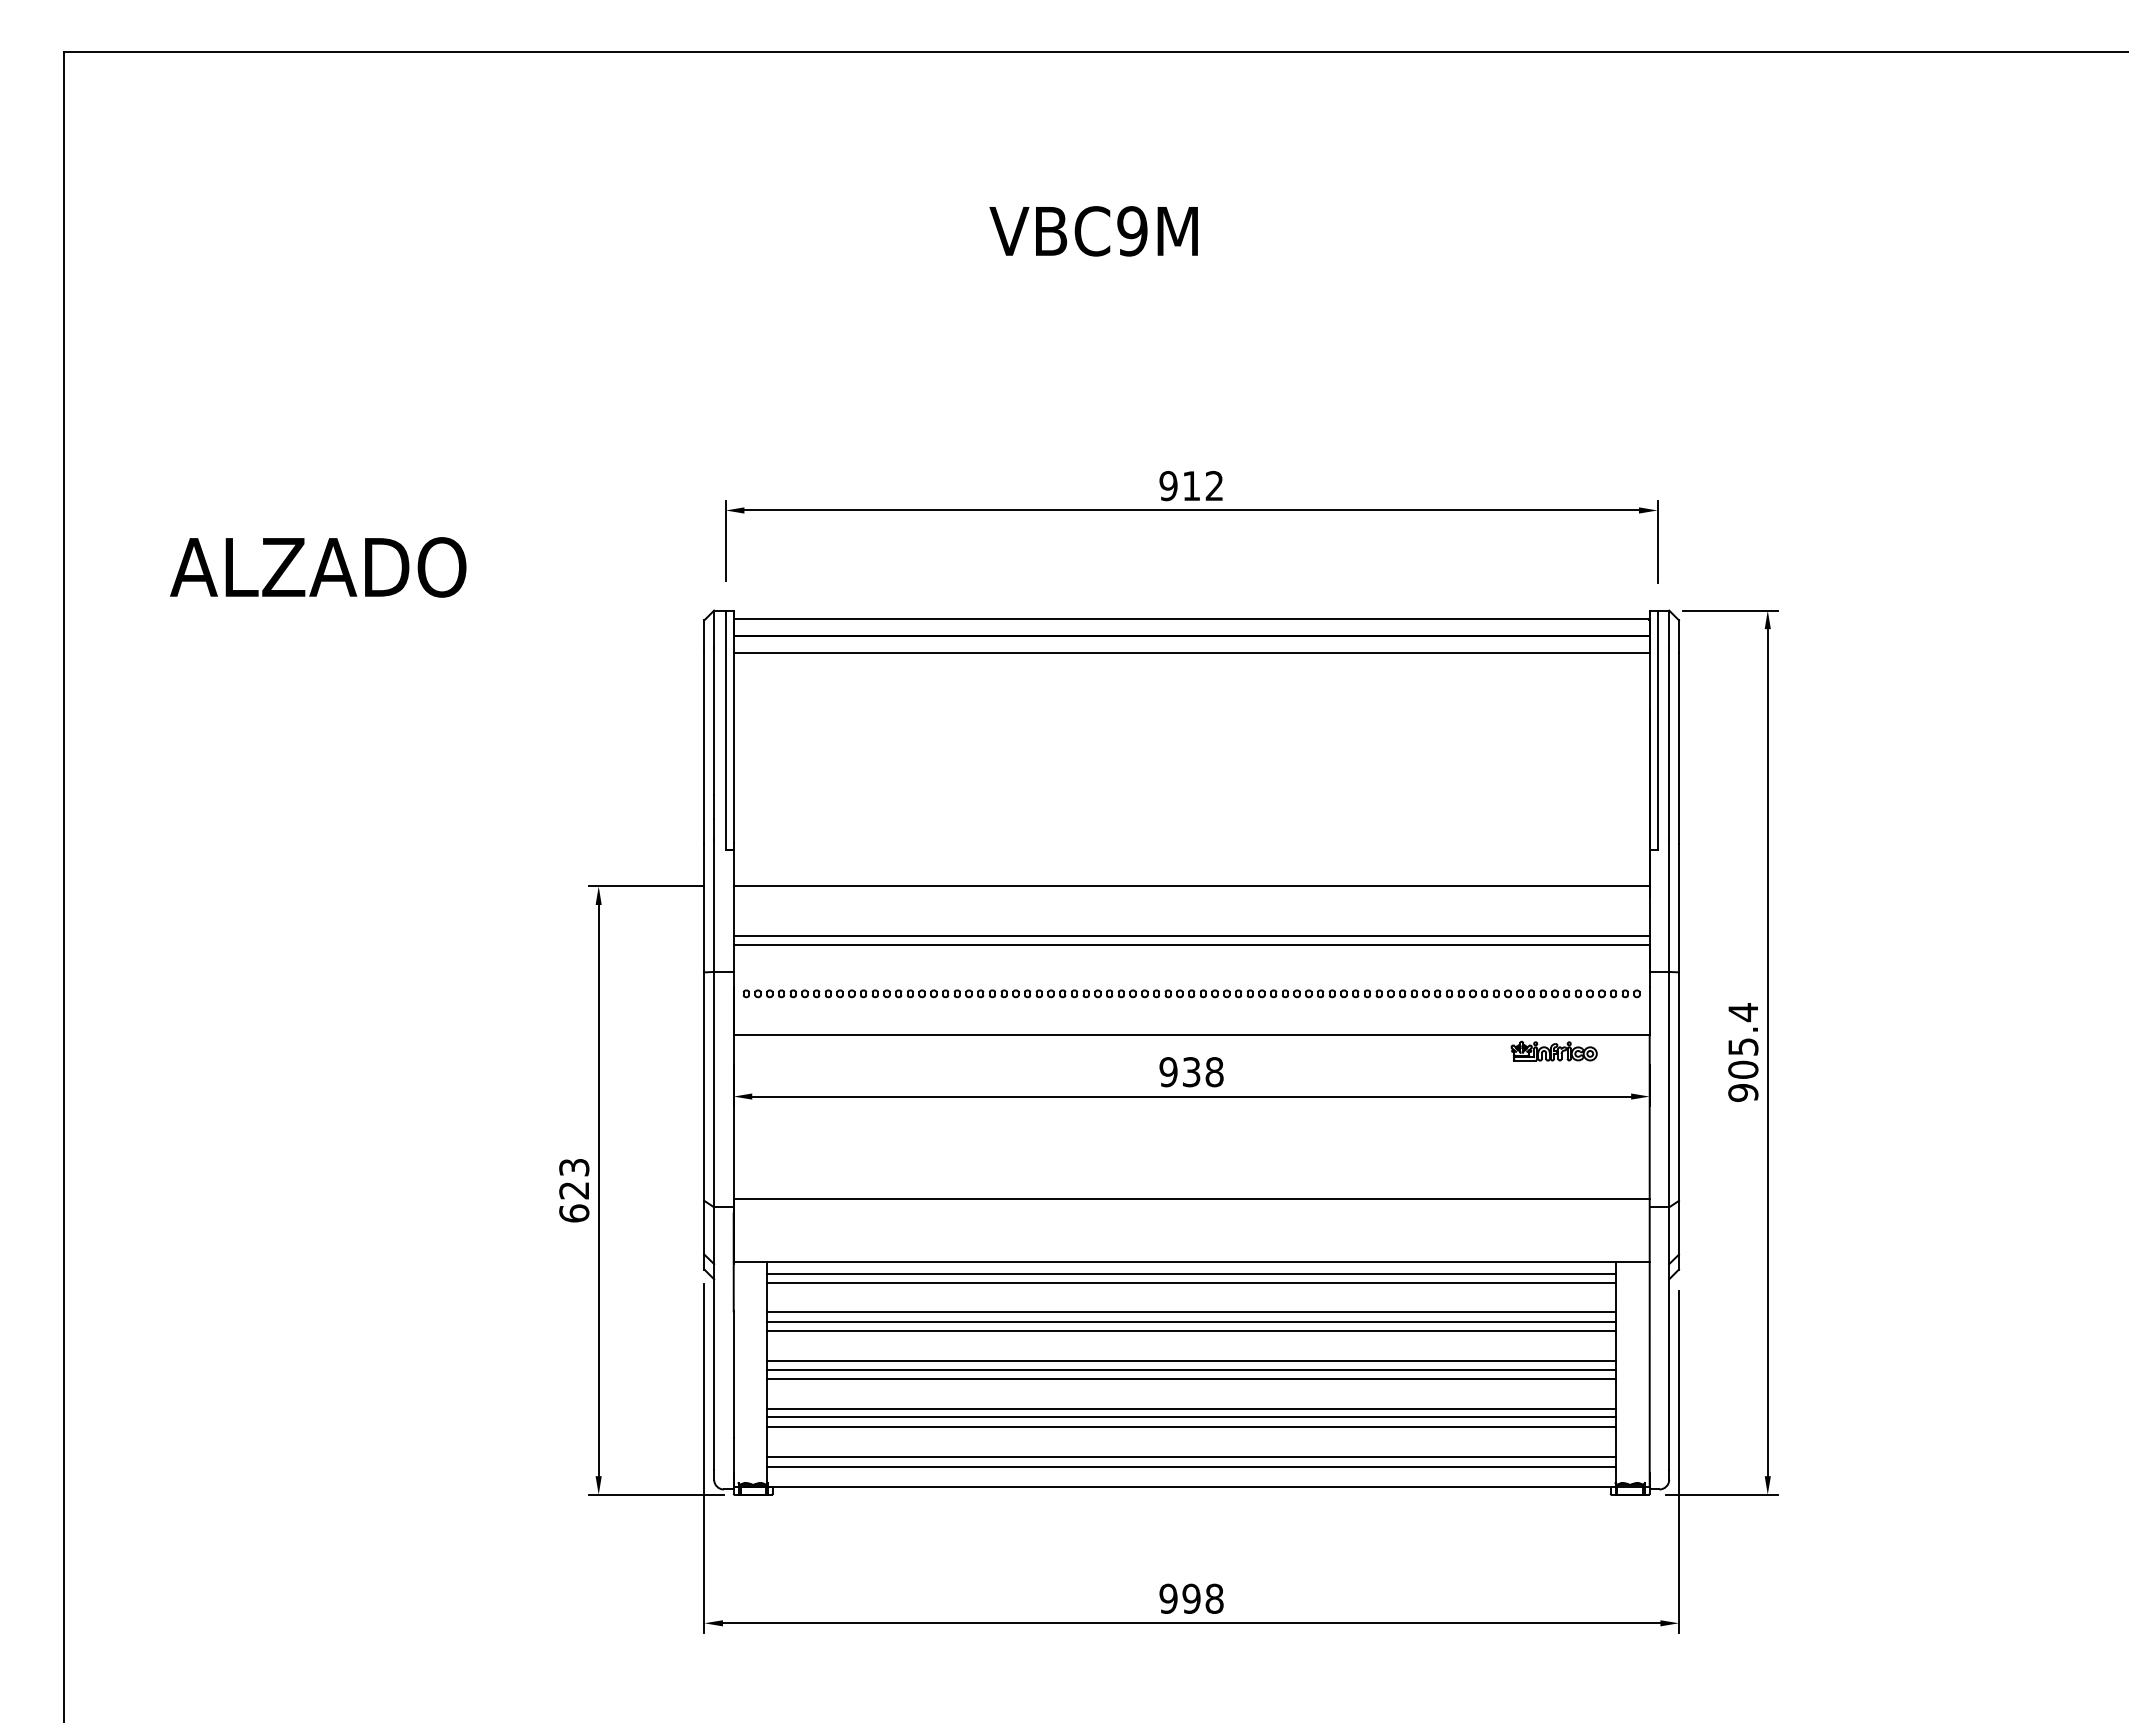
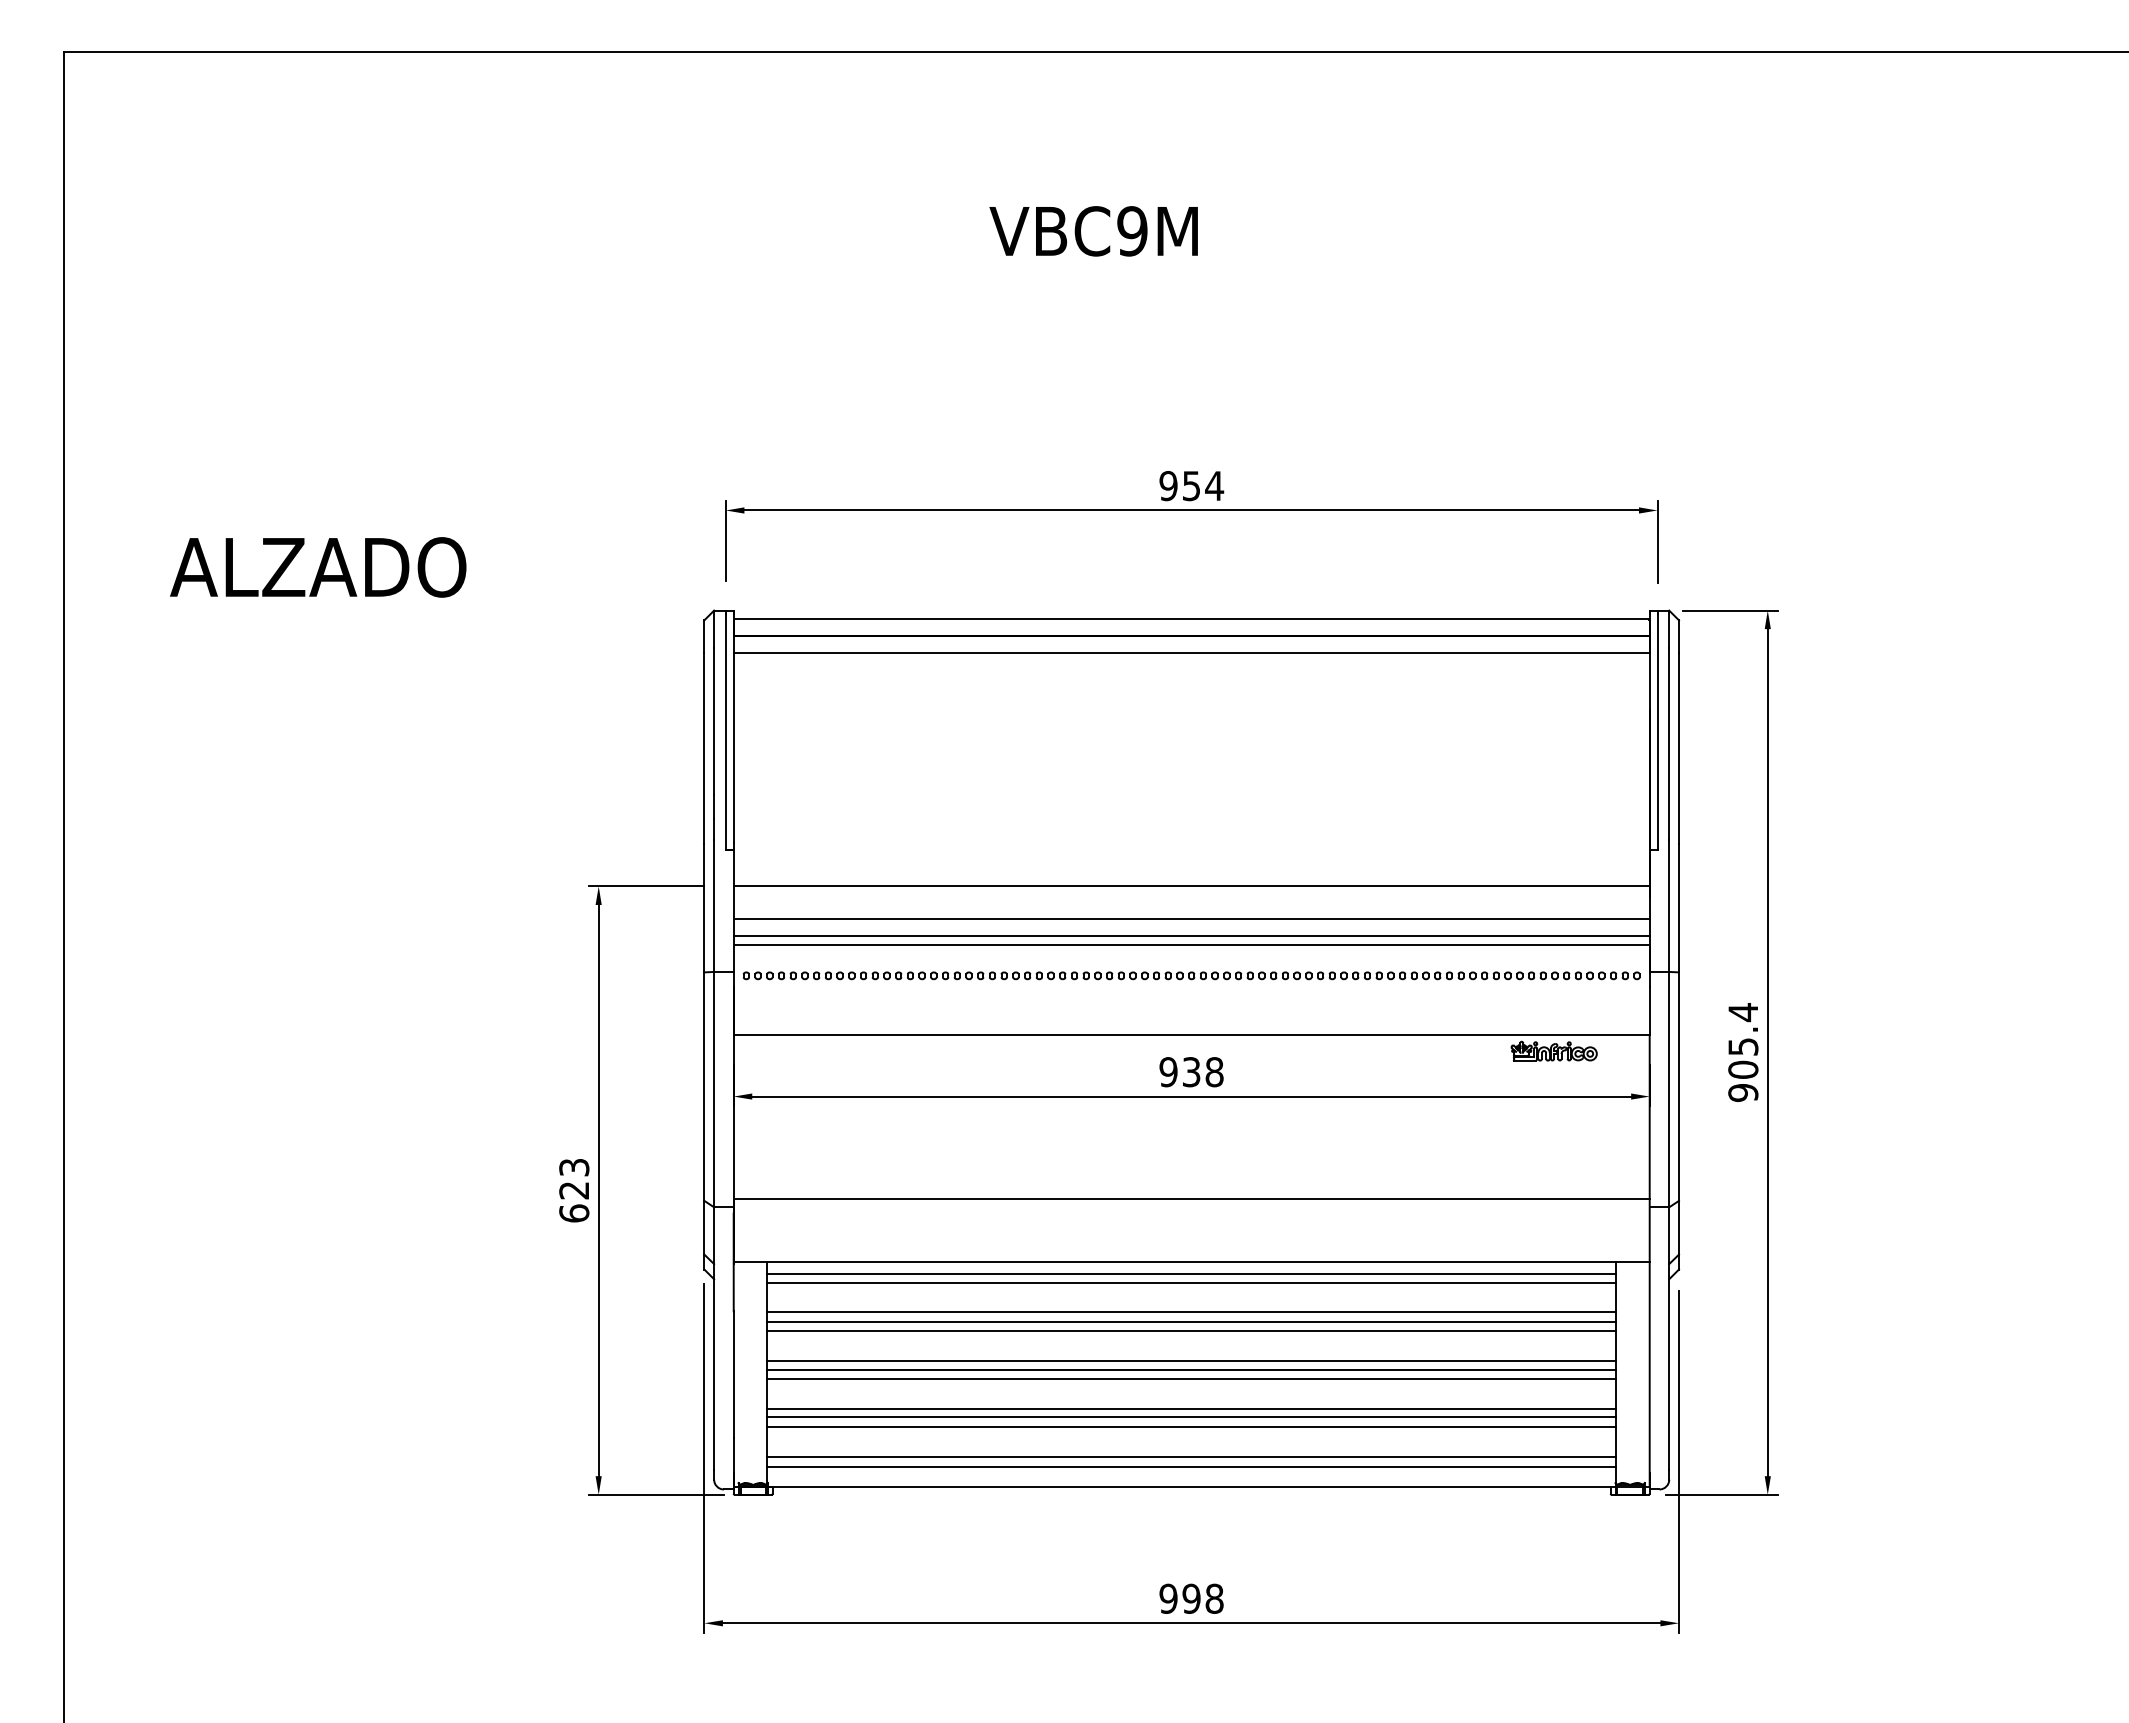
text: 912 -> 954 (1203, 485)
line: none -> present (1191, 919)
part position: (1191, 993) -> (1191, 975) (1191, 975)
